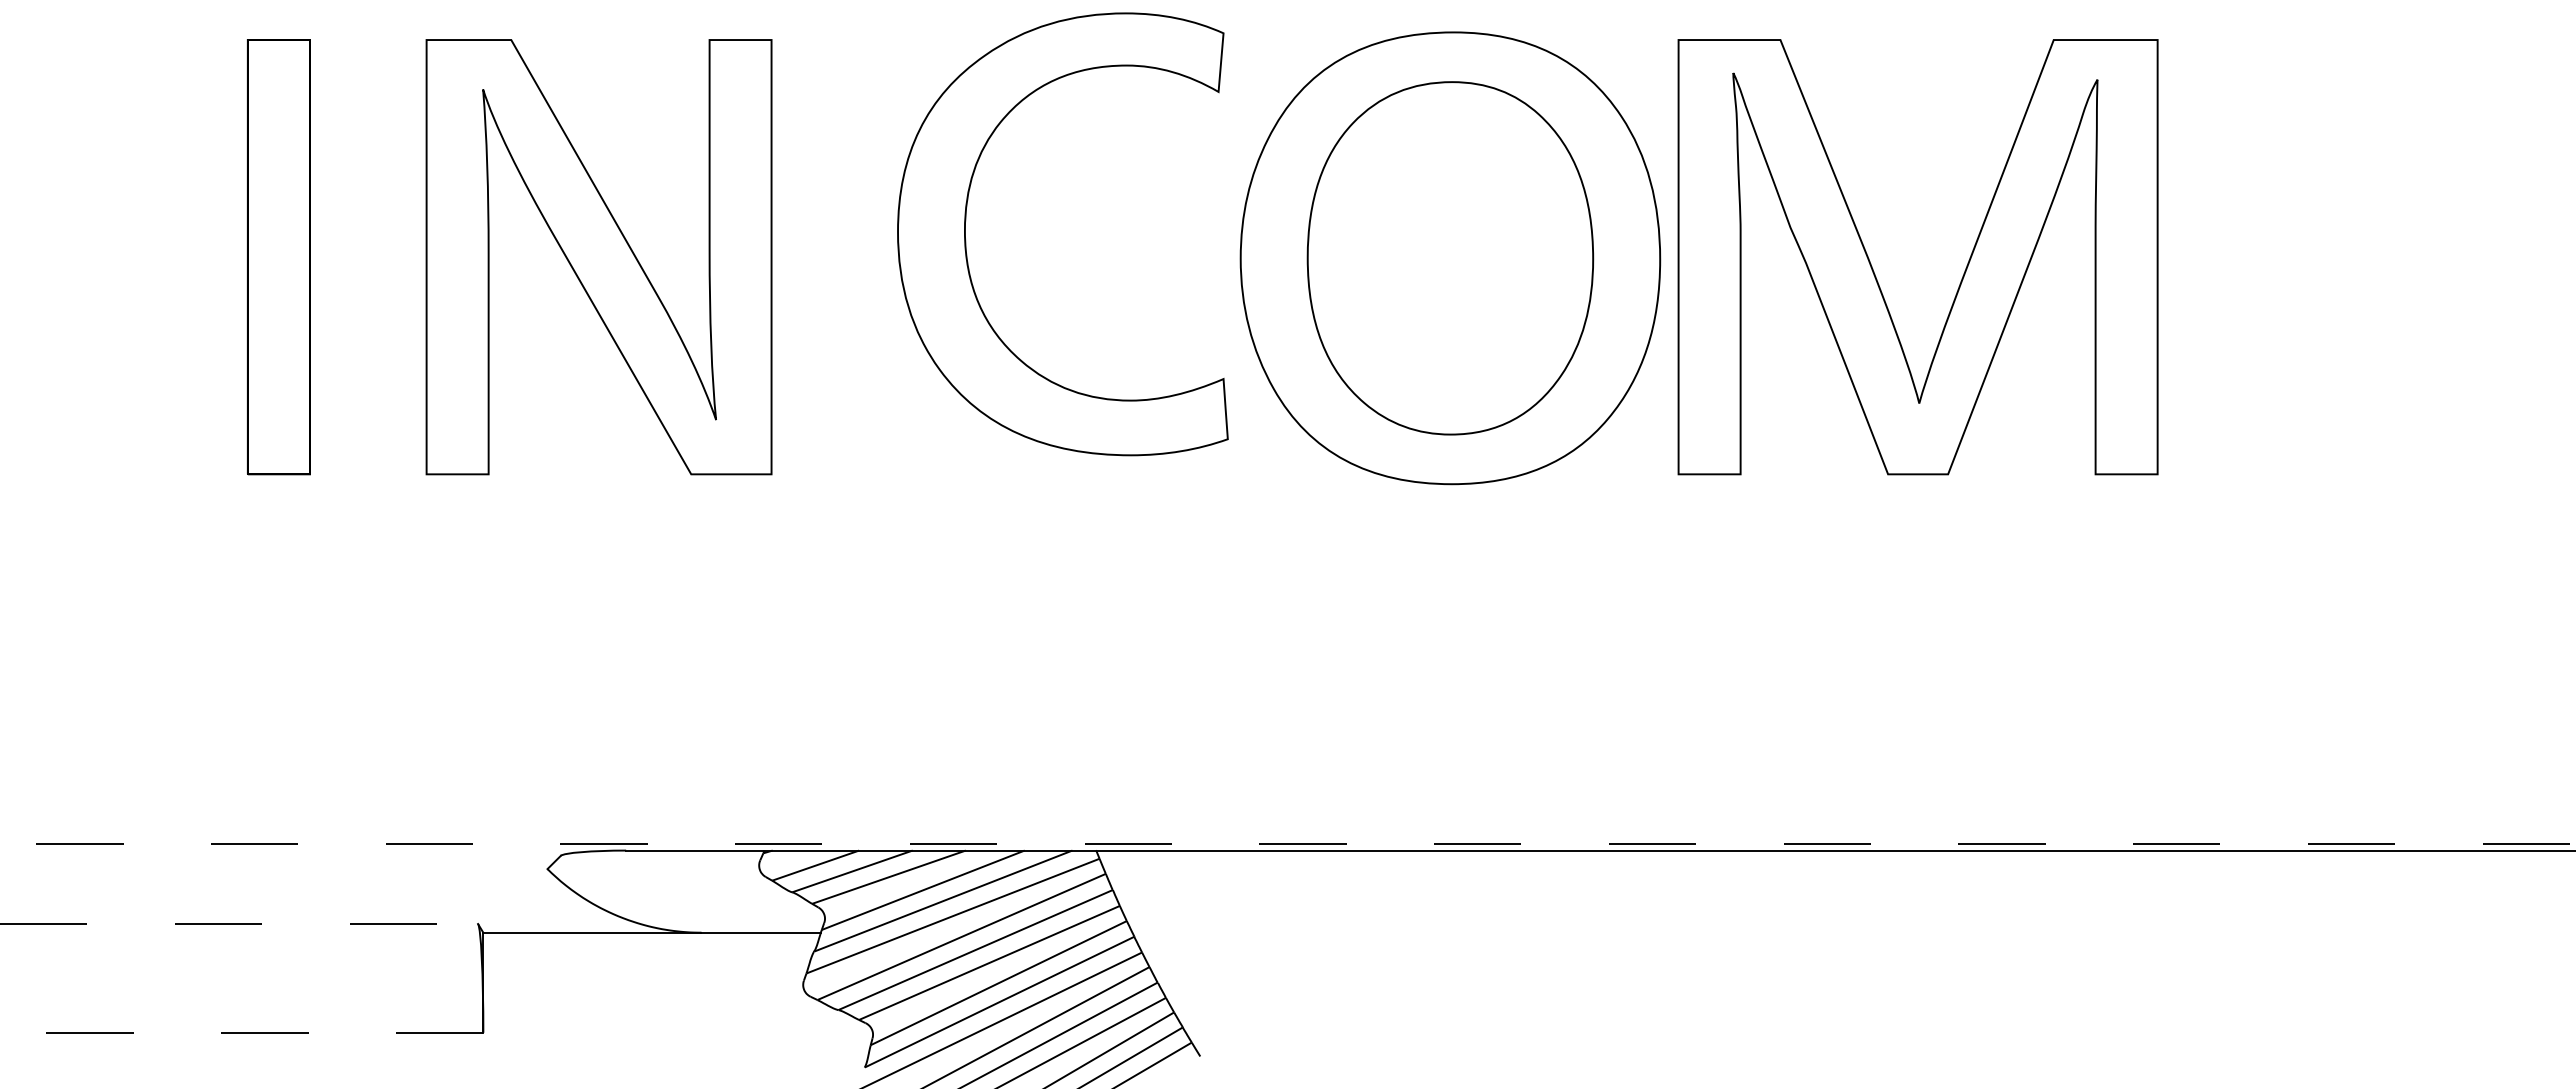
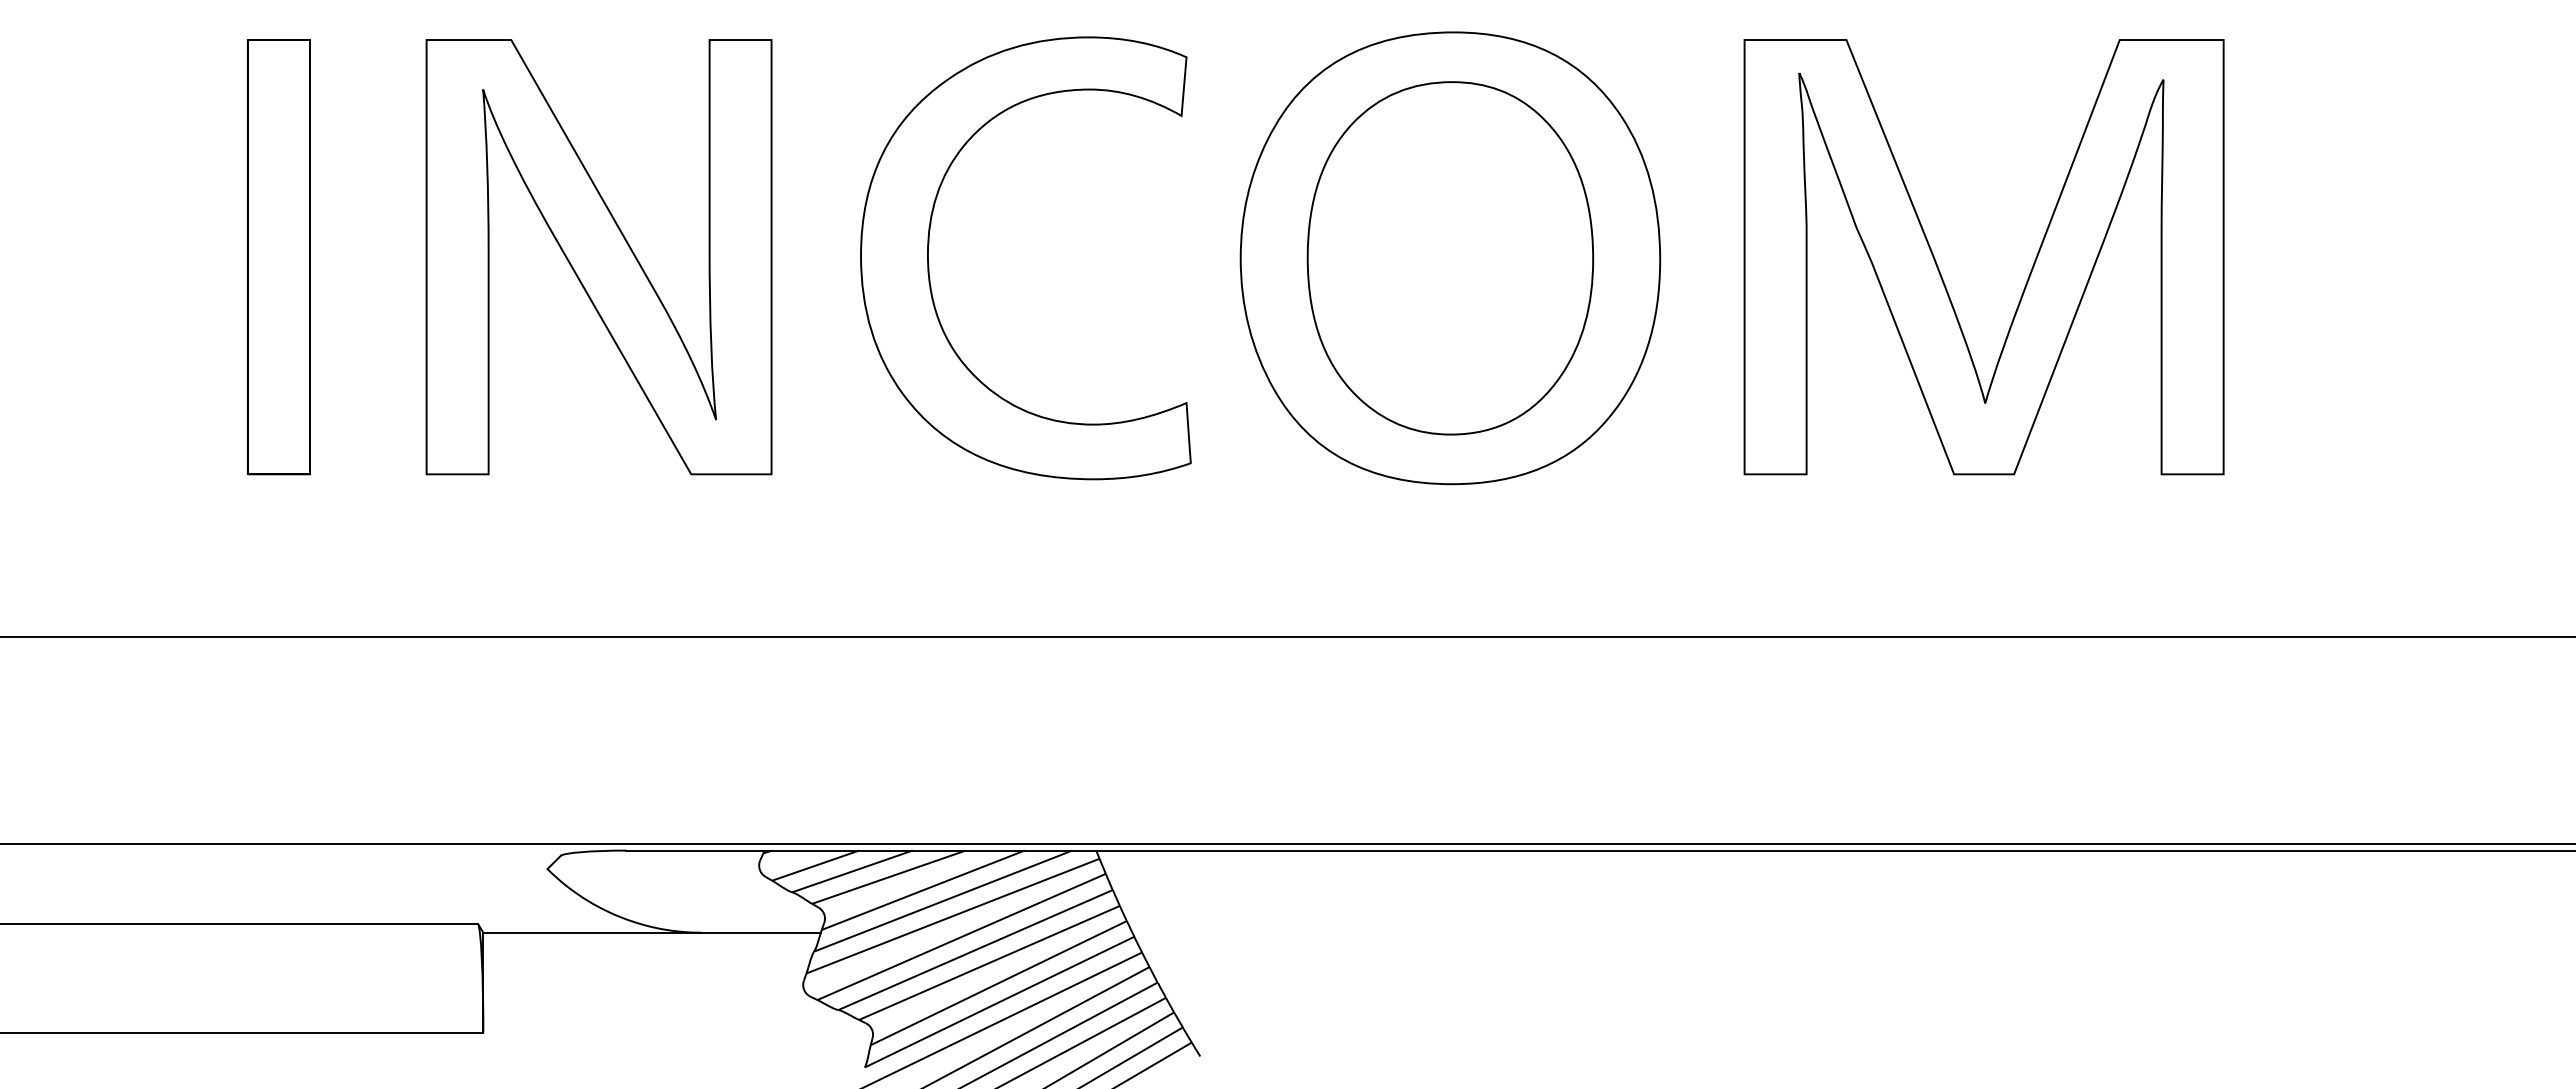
part position: (966, 240) -> (929, 264) (929, 264)
part position: (1876, 276) -> (1942, 276) (1942, 276)
line: none -> present (1287, 636)
line: dashed -> solid (1287, 844)
line: dashed -> solid (239, 924)
line: dashed -> solid (241, 1032)
